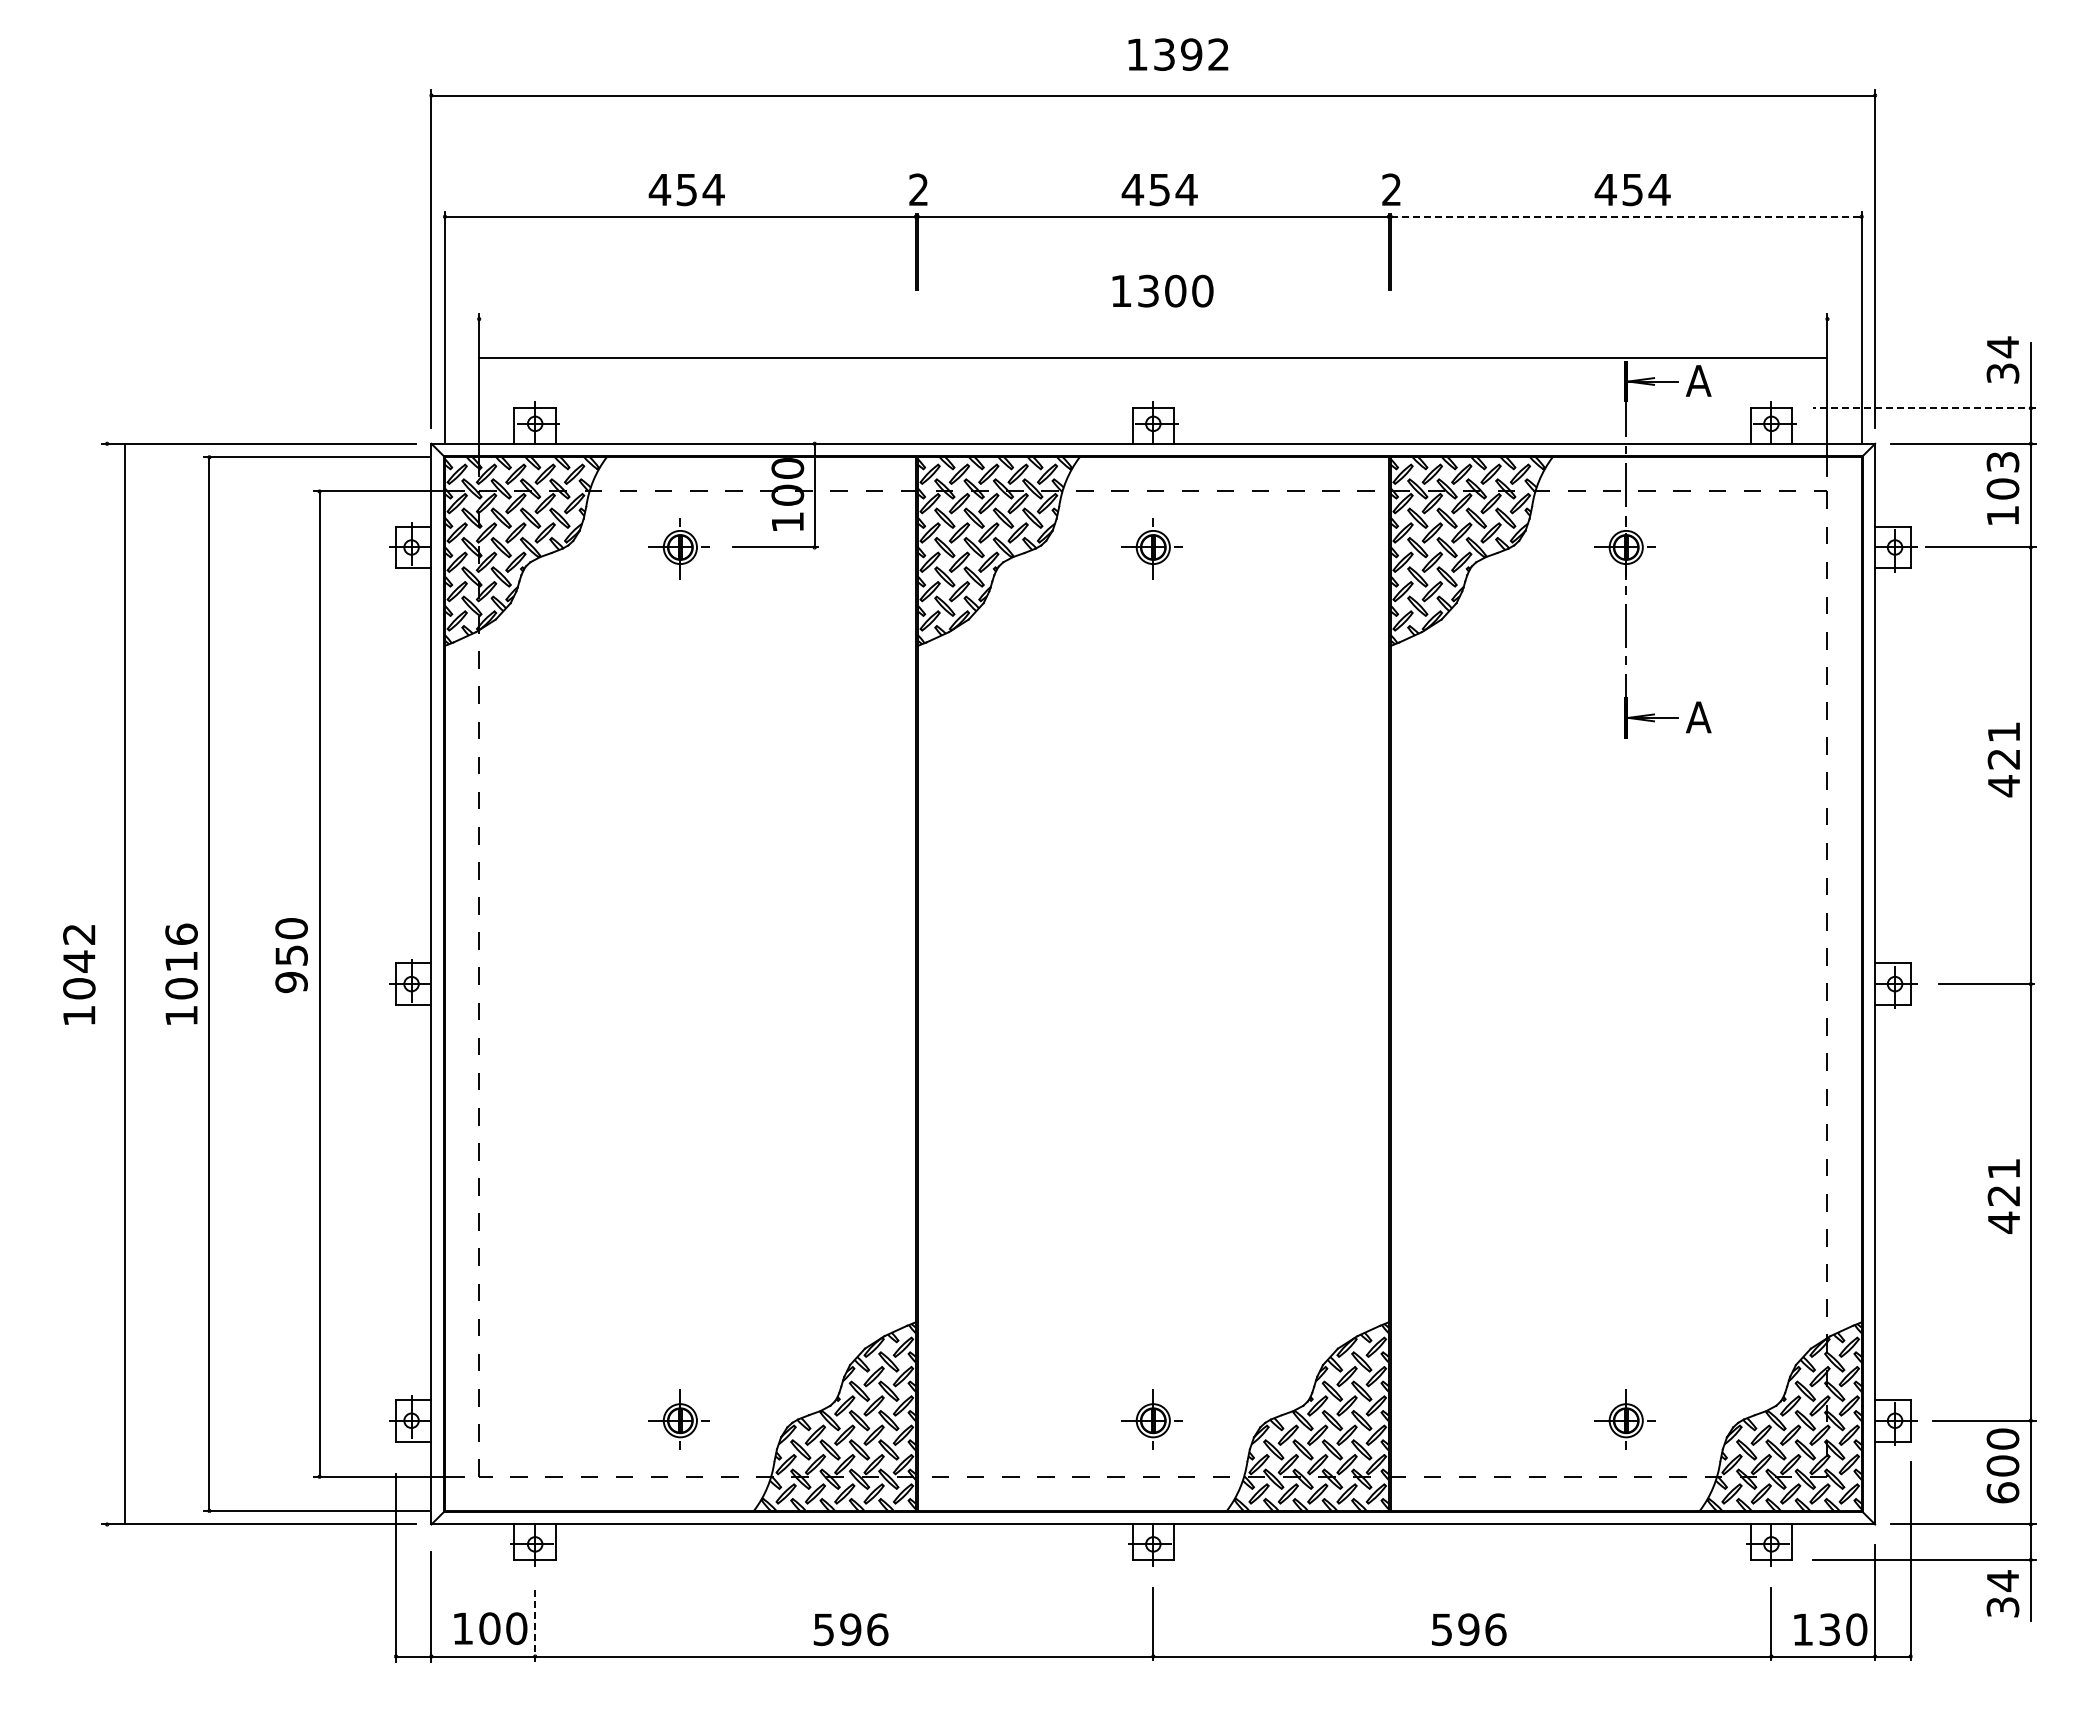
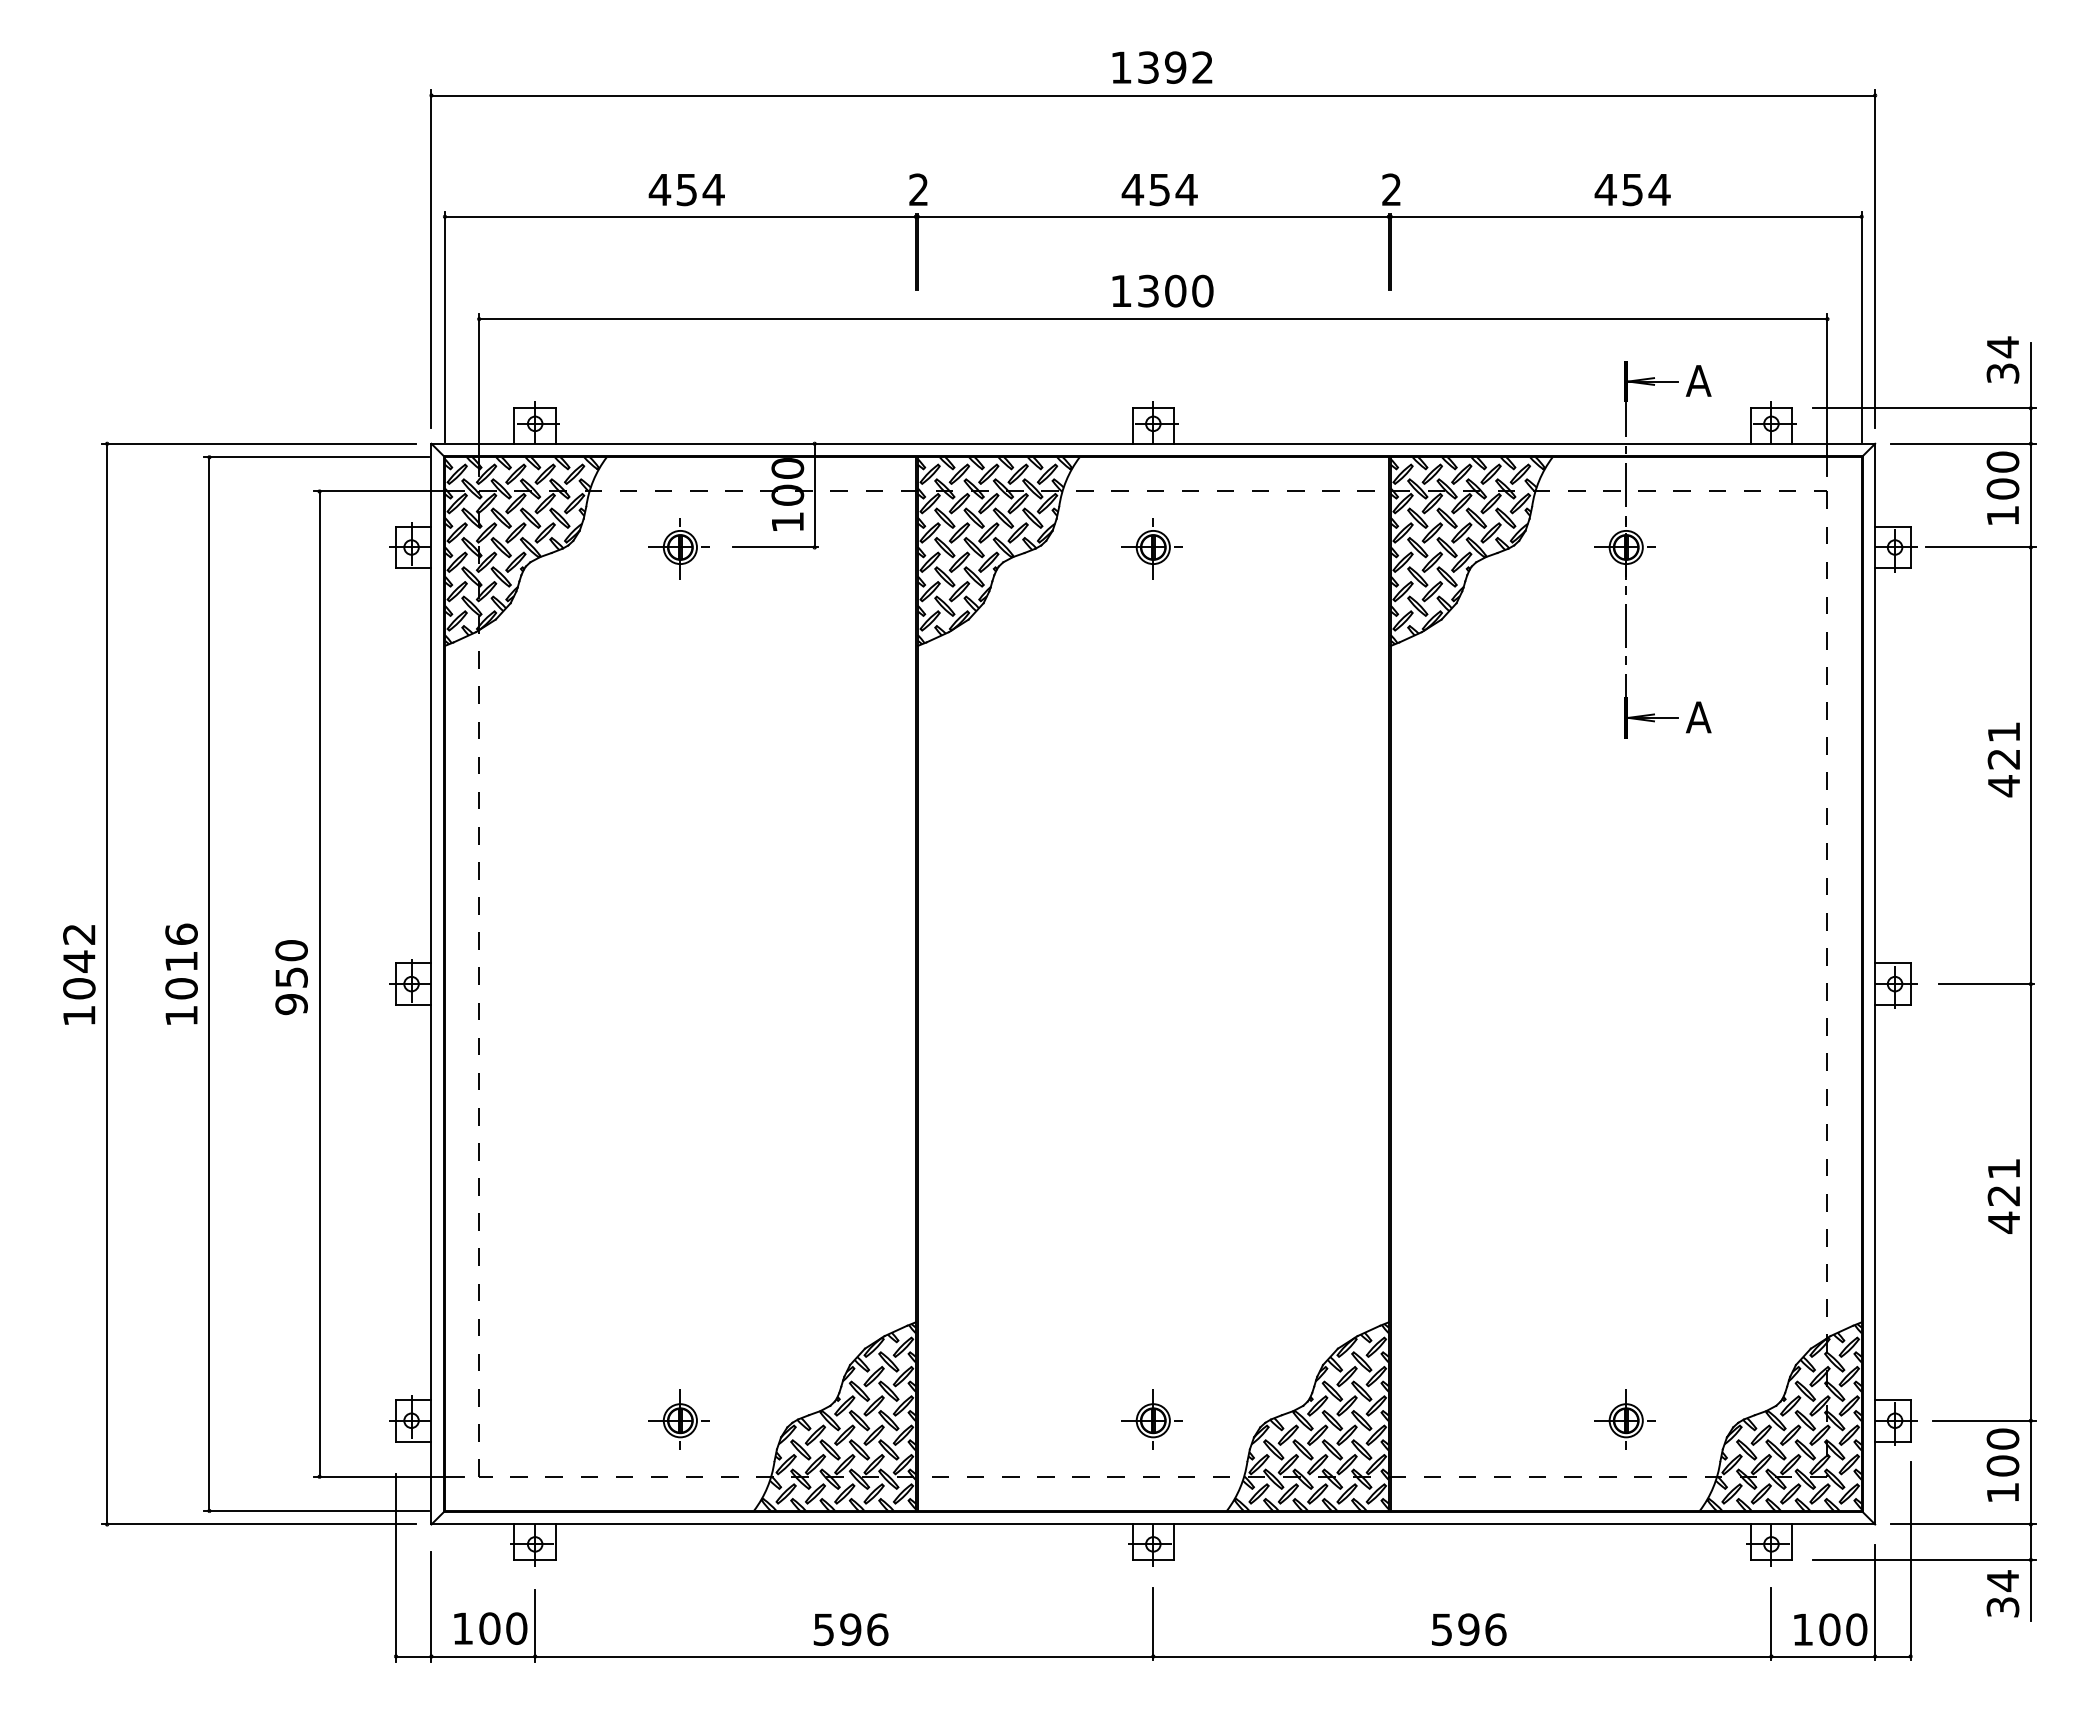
text position: (1178, 54) -> (1162, 67) (1162, 67)
line: dashed -> solid (1626, 216)
line position: (1153, 358) -> (1153, 319) (1153, 319)
line: dashed -> solid (1924, 408)
text: 103 -> 100 (2002, 461)
text position: (291, 955) -> (291, 977) (291, 977)
line position: (125, 983) -> (107, 983) (107, 983)
text: 600 -> 100 (2002, 1492)
line: dashed -> solid (535, 1626)
text: 130 -> 100 (1829, 1629)
